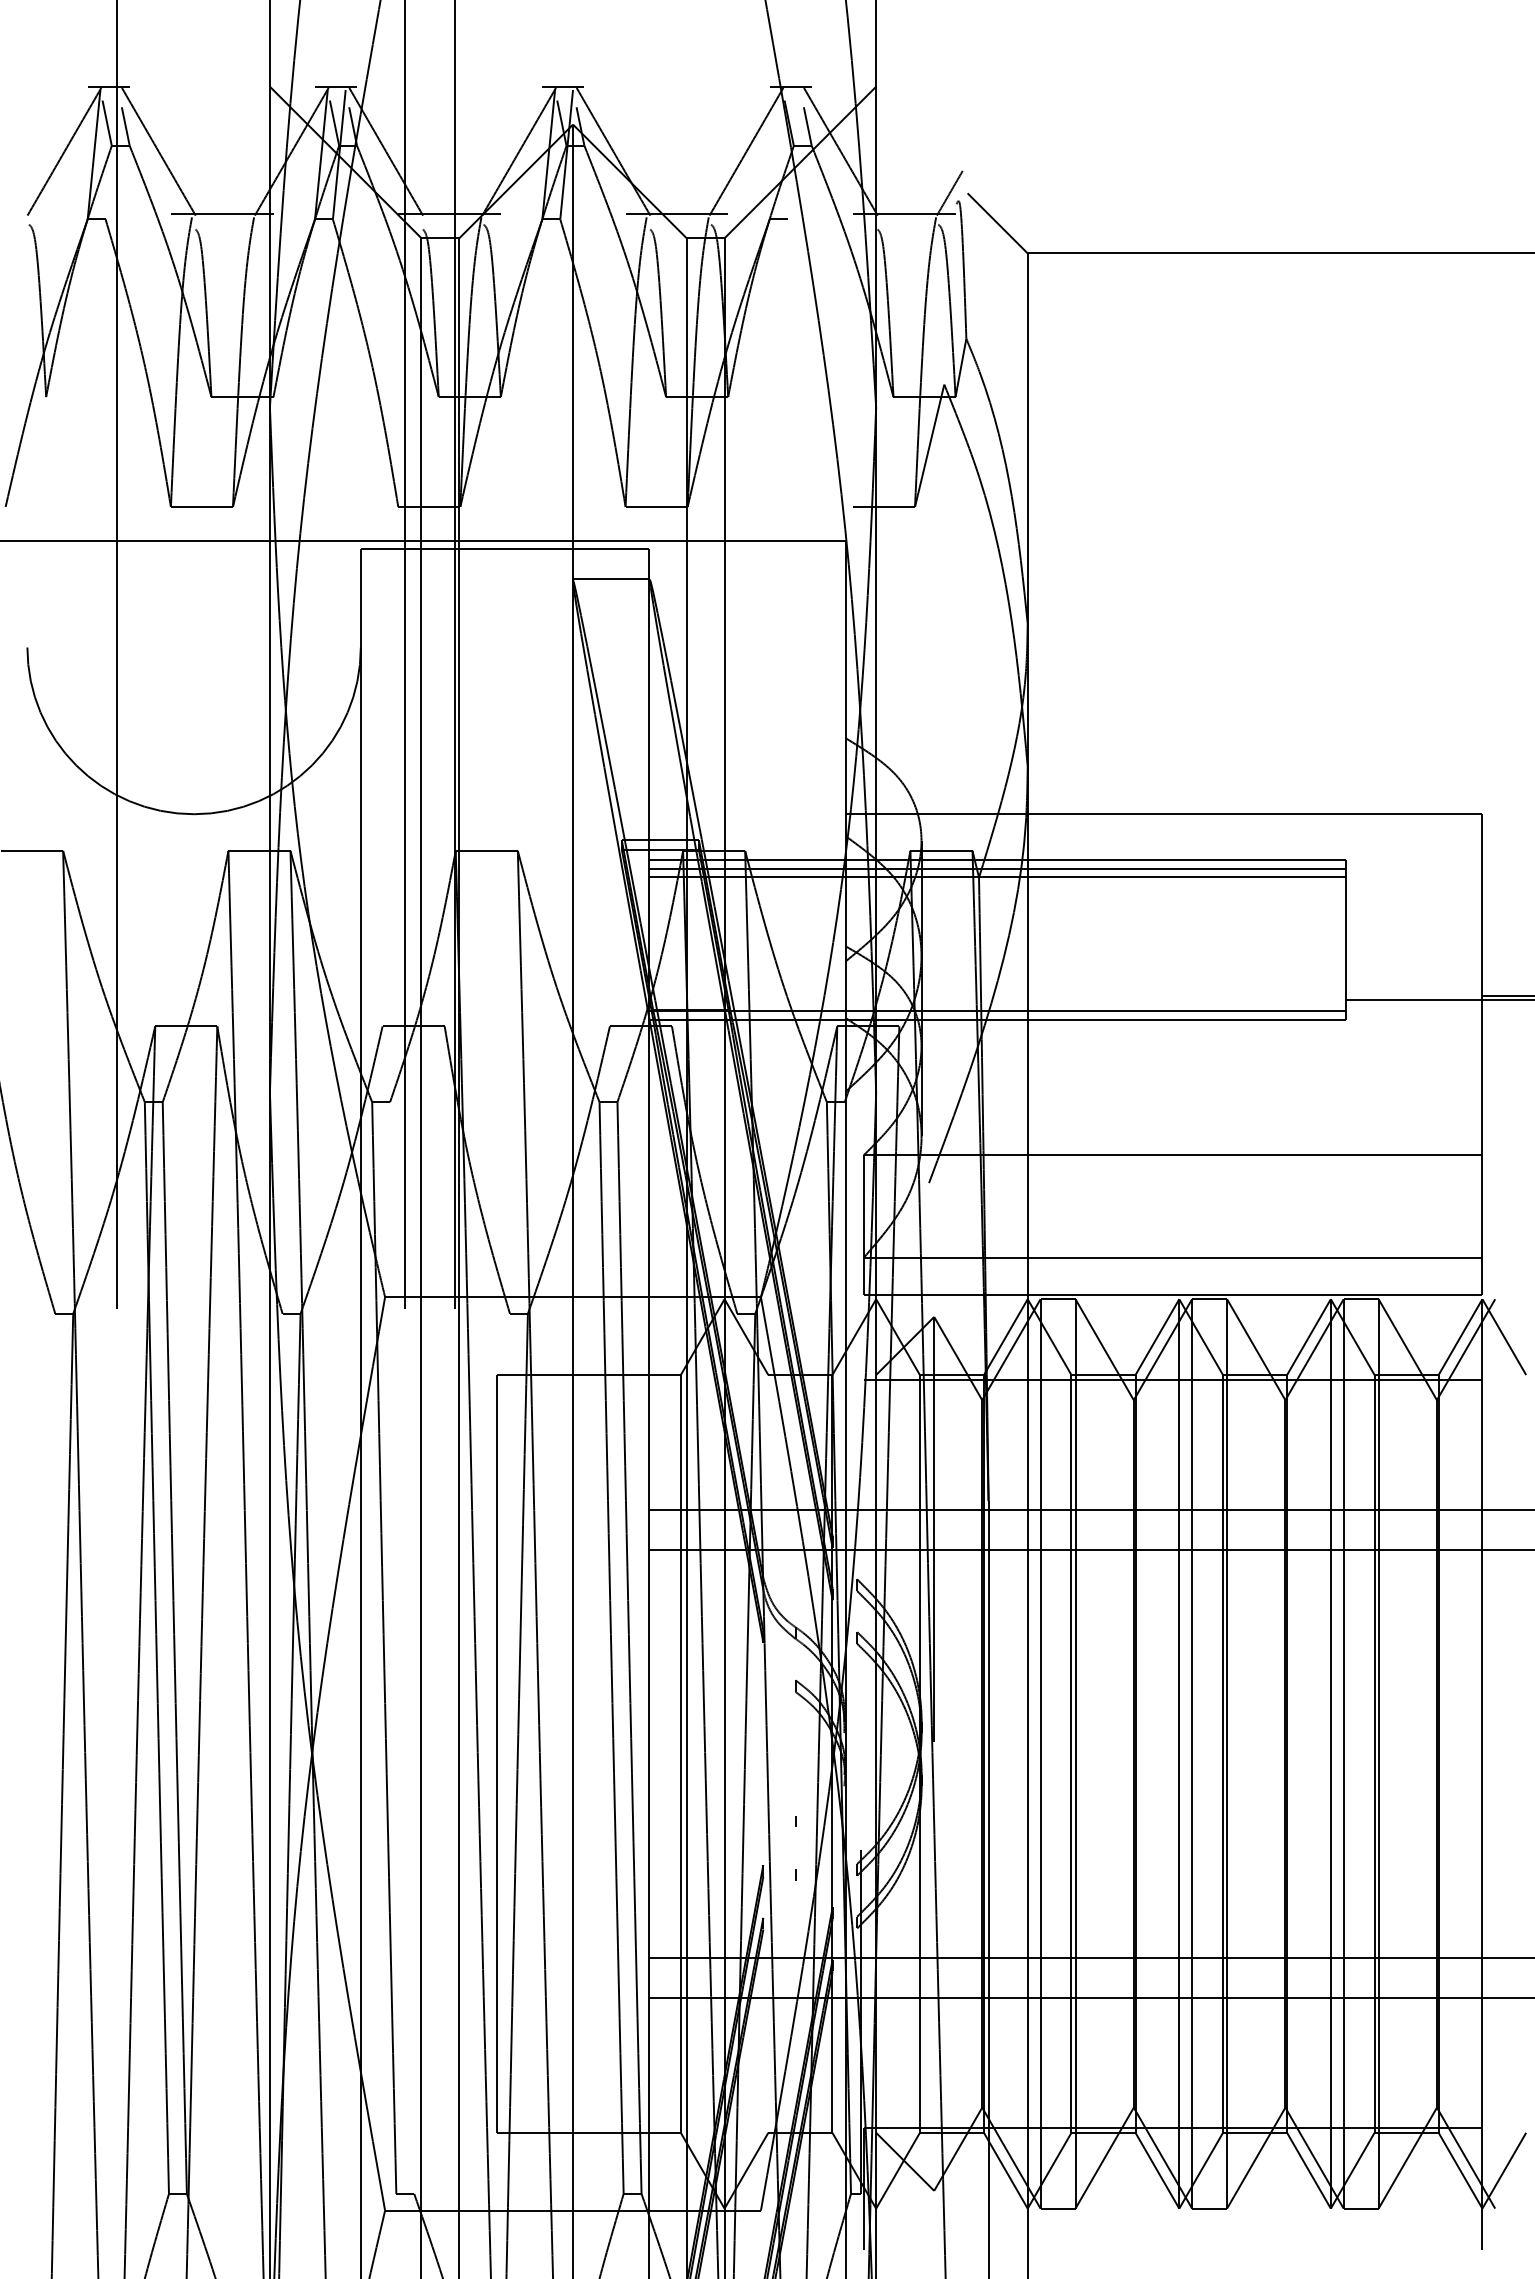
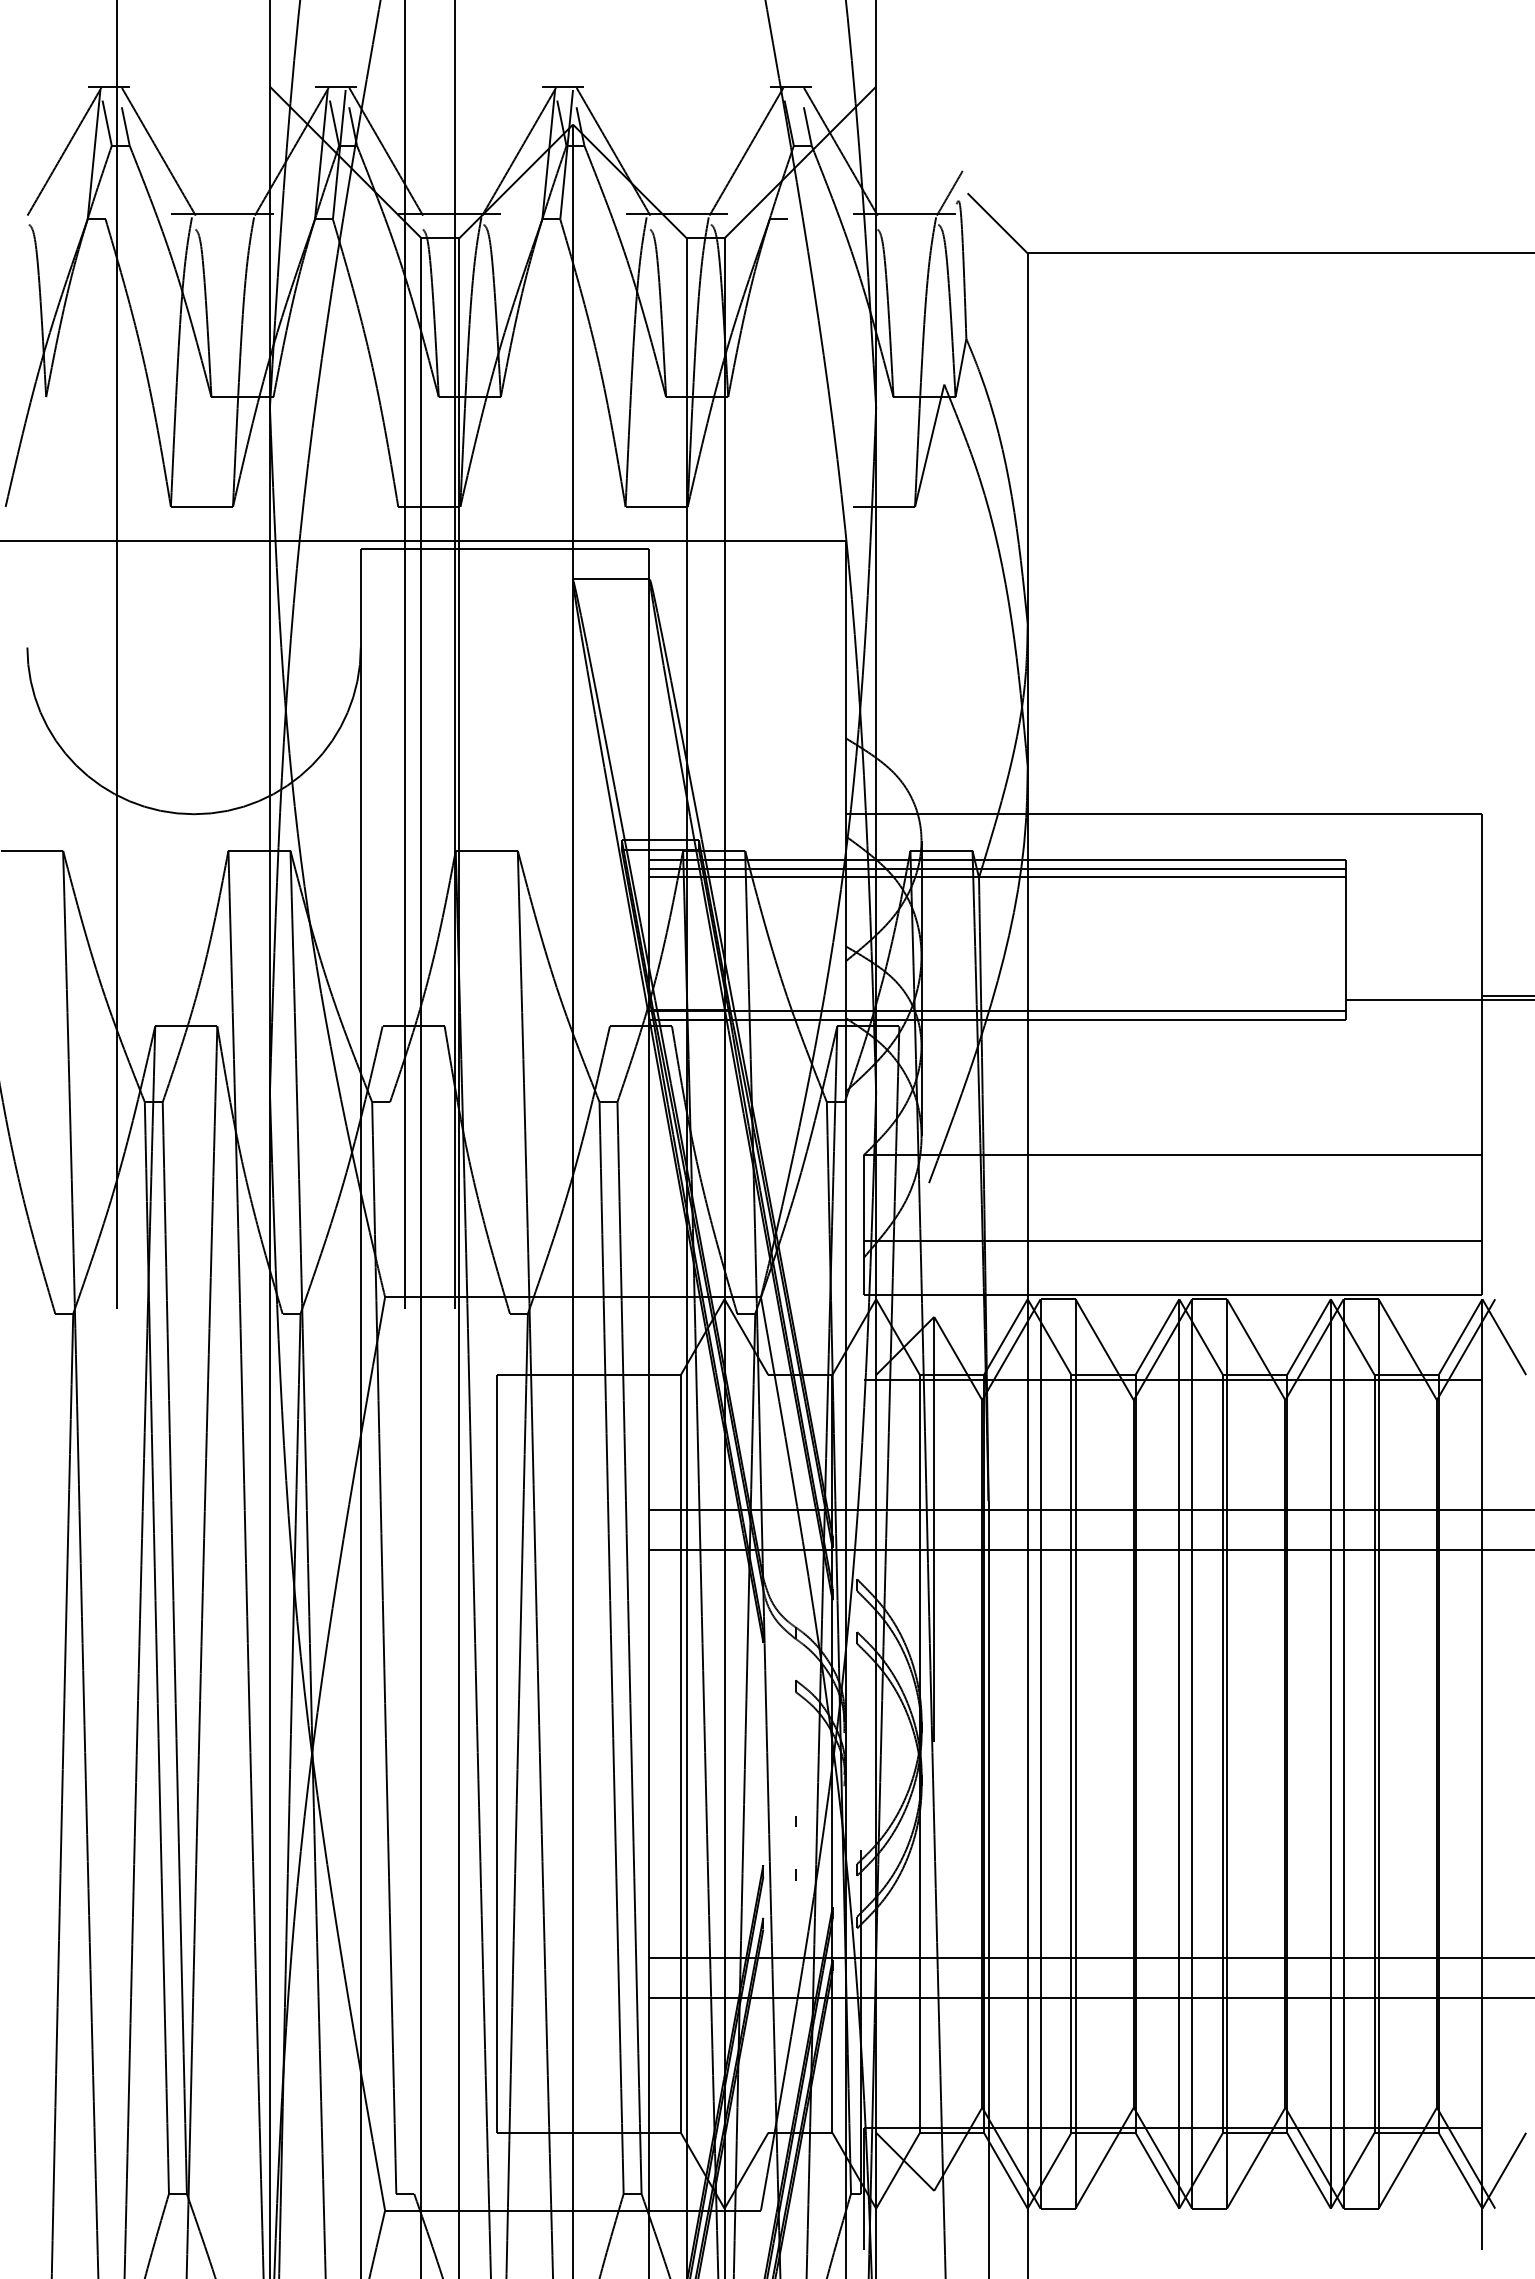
line position: (1172, 1257) -> (1172, 1240) (1172, 1240)
